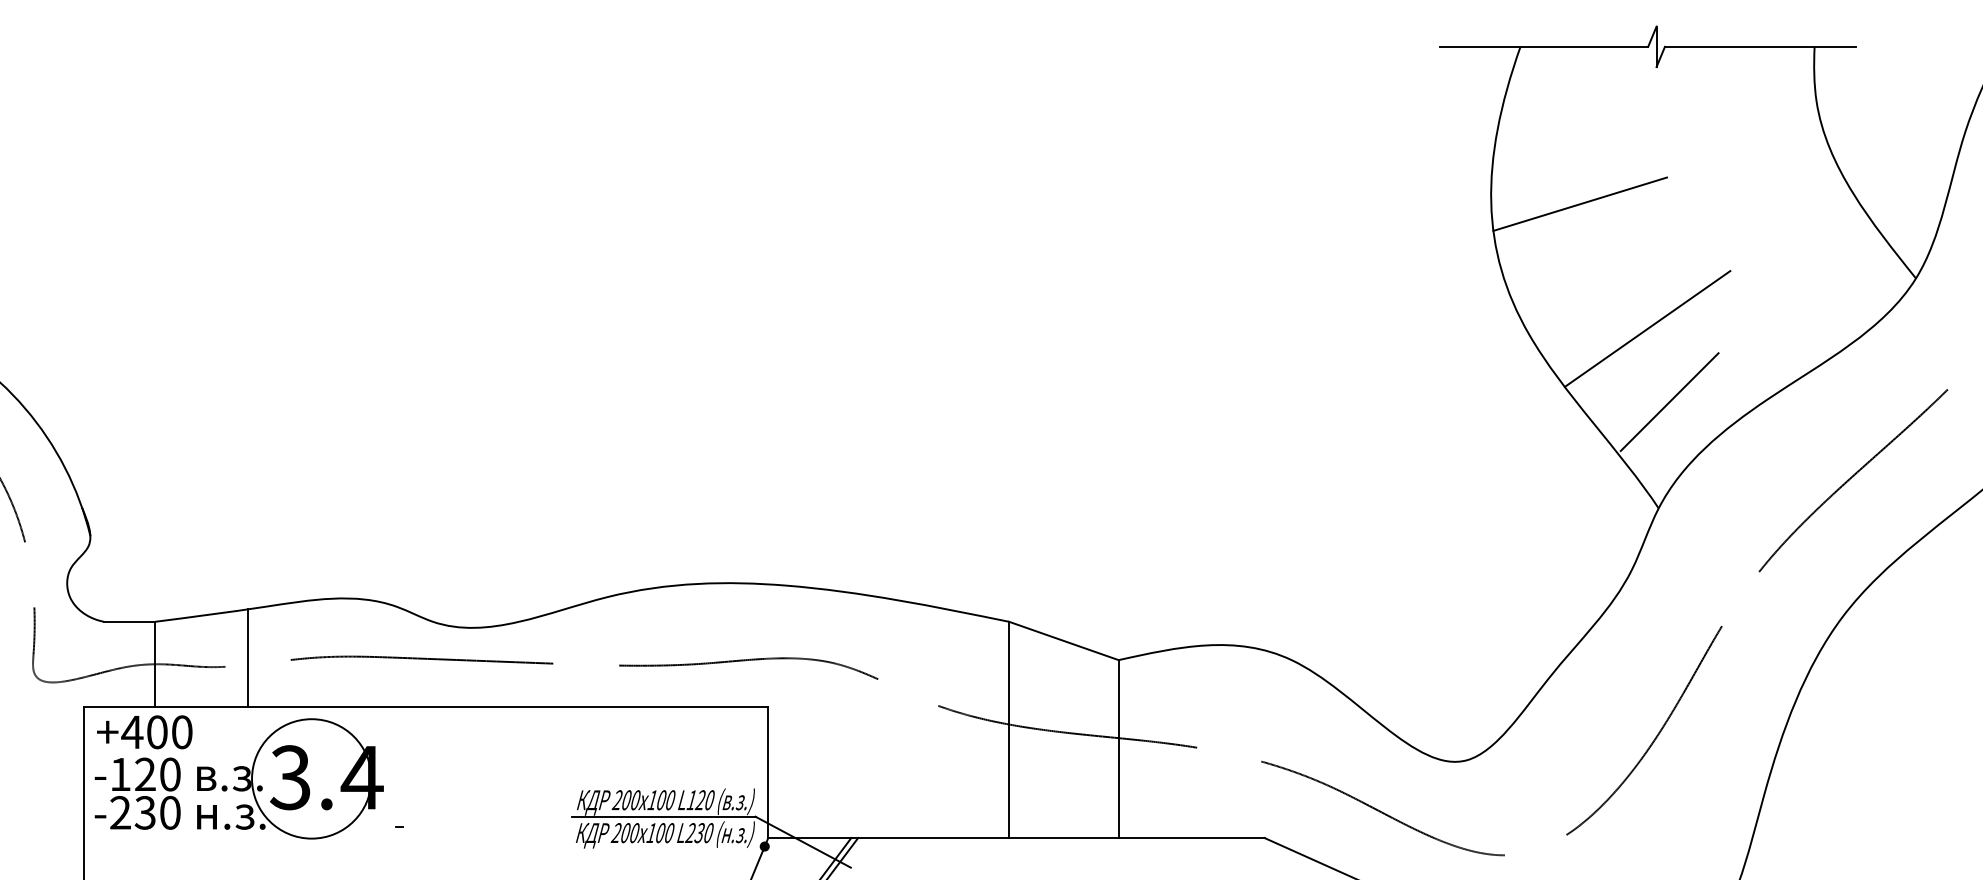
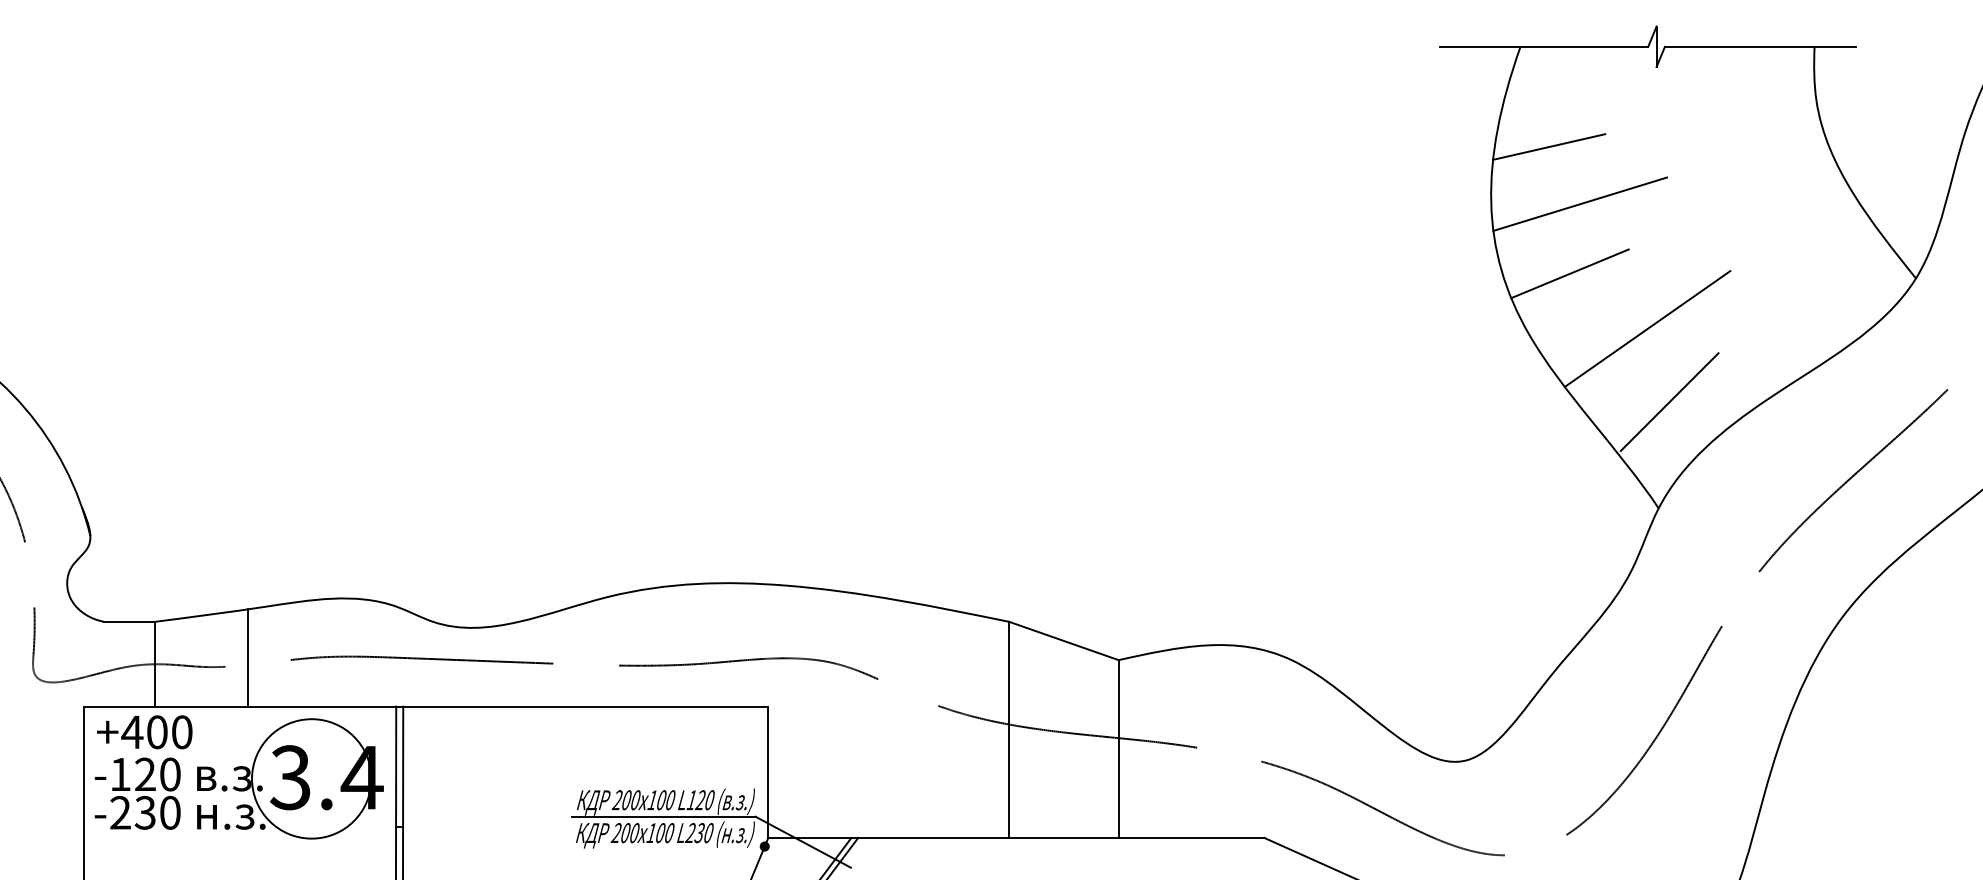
line: none -> present (1549, 146)
line: none -> present (1569, 273)
line: none -> present (396, 791)
line: none -> present (403, 791)
